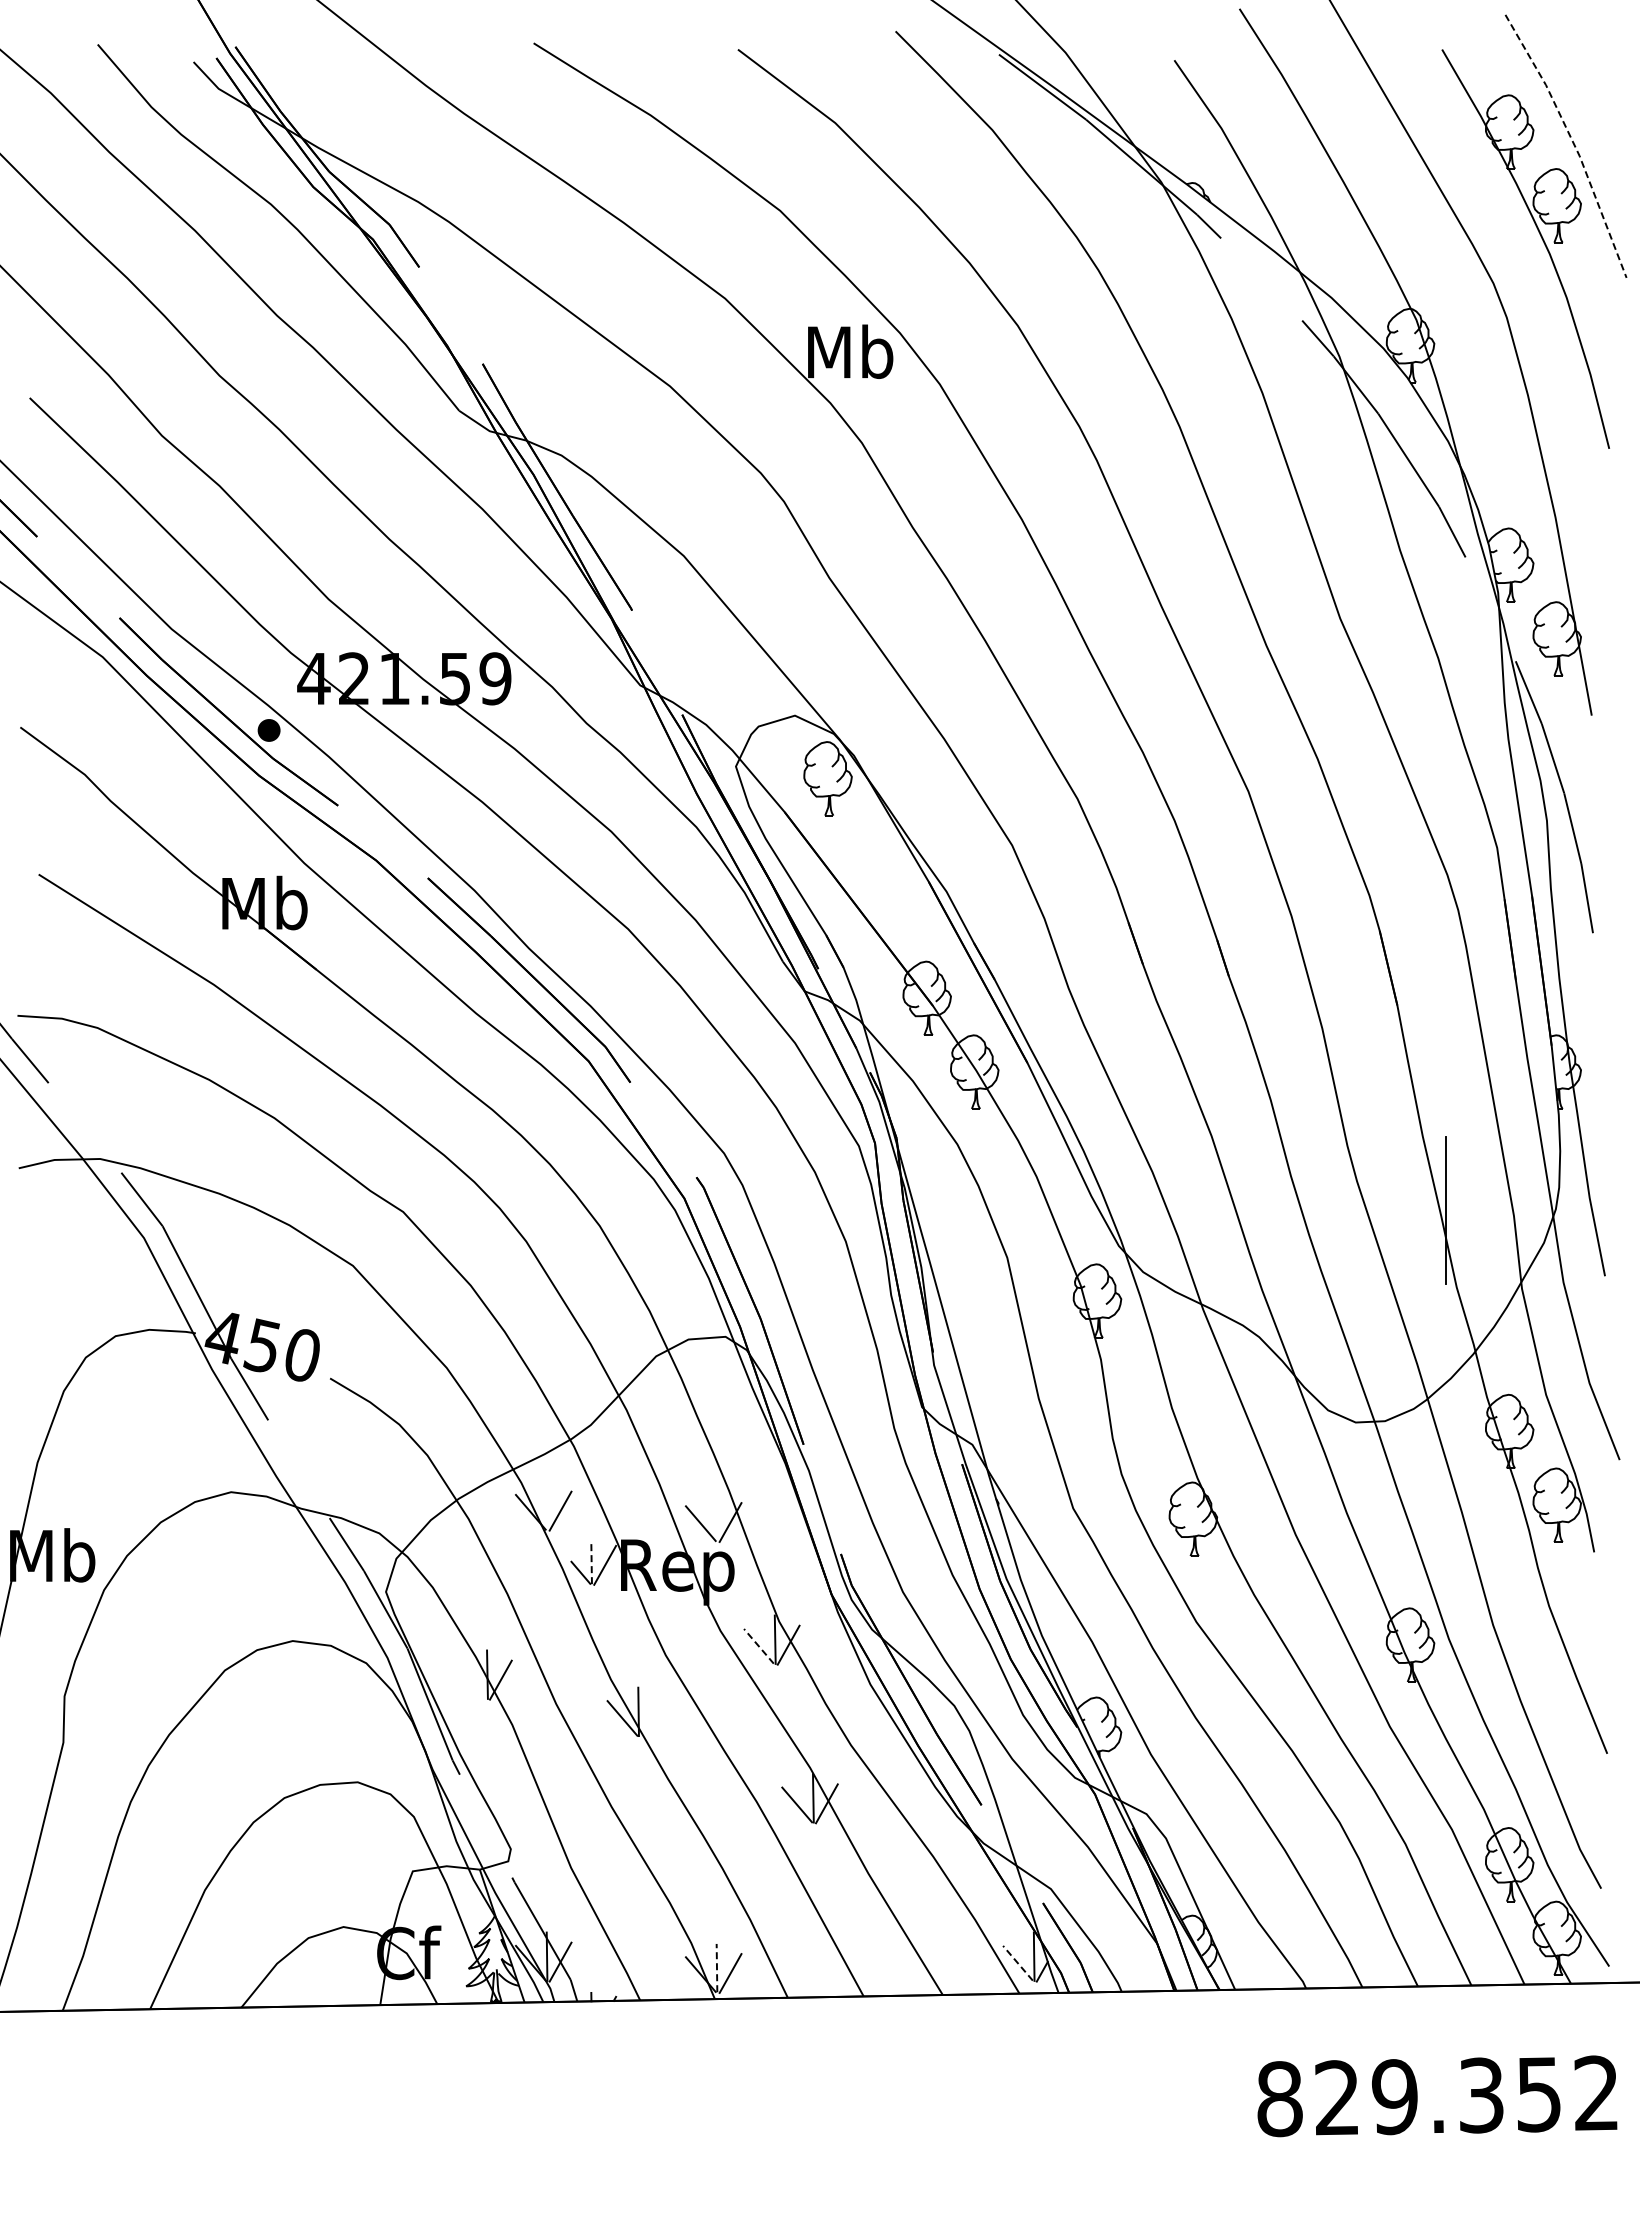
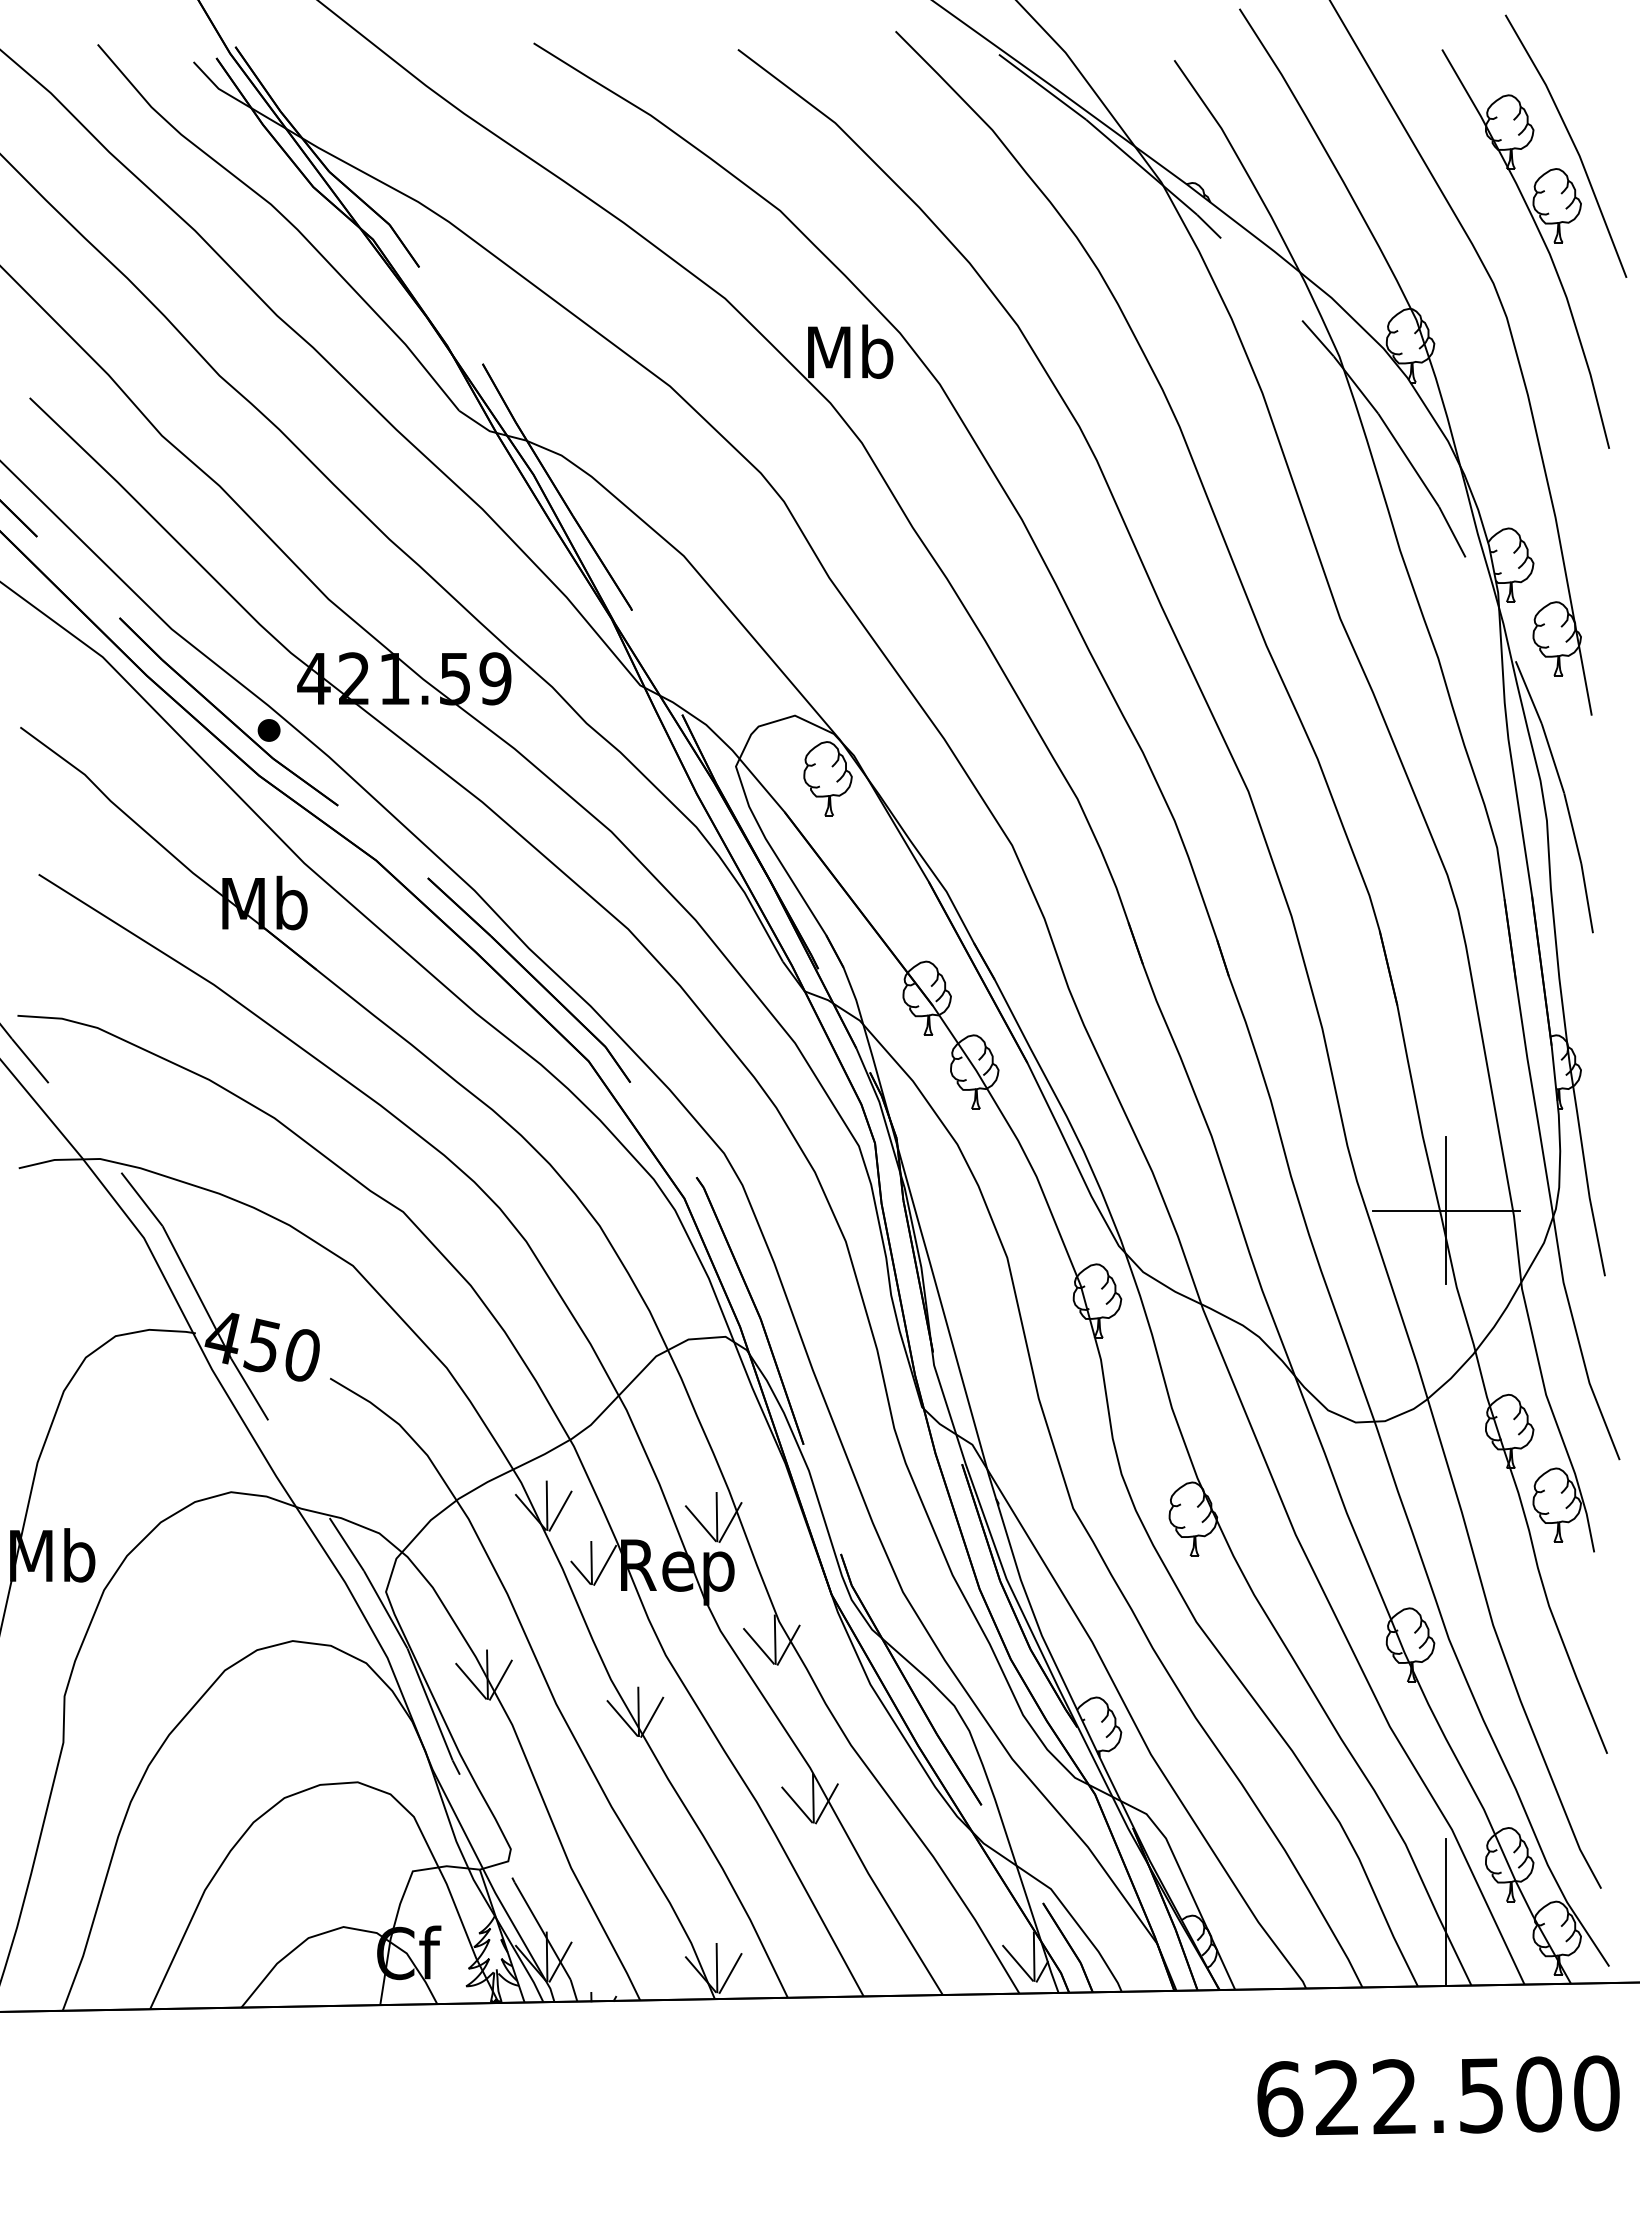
line: dashed -> solid (1573, 143)
line: none -> present (1445, 1210)
line: none -> present (546, 1505)
line: none -> present (716, 1516)
line: dashed -> solid (591, 1562)
line: dashed -> solid (758, 1646)
line: none -> present (471, 1680)
line: none -> present (652, 1716)
line: none -> present (1446, 1912)
line: dashed -> solid (1017, 1963)
line: dashed -> solid (716, 1967)
text: 829.352 -> 622.500 (1438, 2096)
